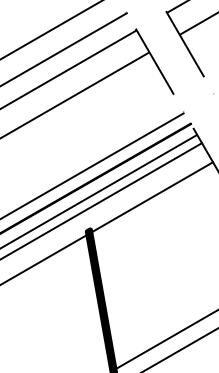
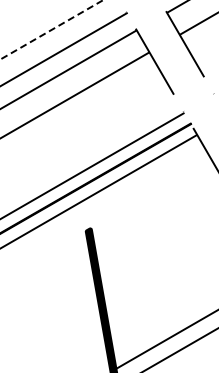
line: solid -> dashed (52, 29)
line: present -> none (101, 200)
line: present -> none (107, 222)
